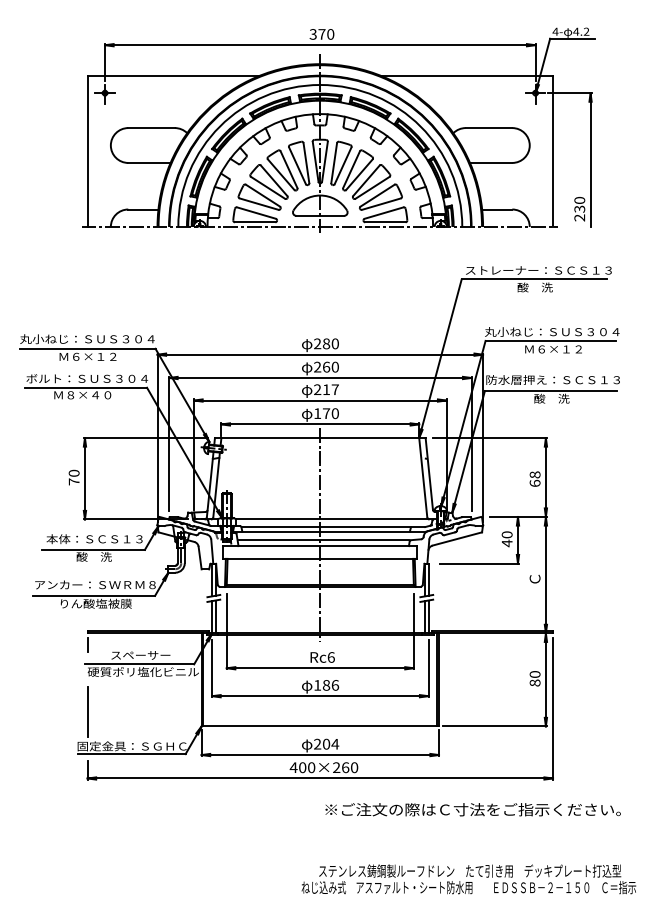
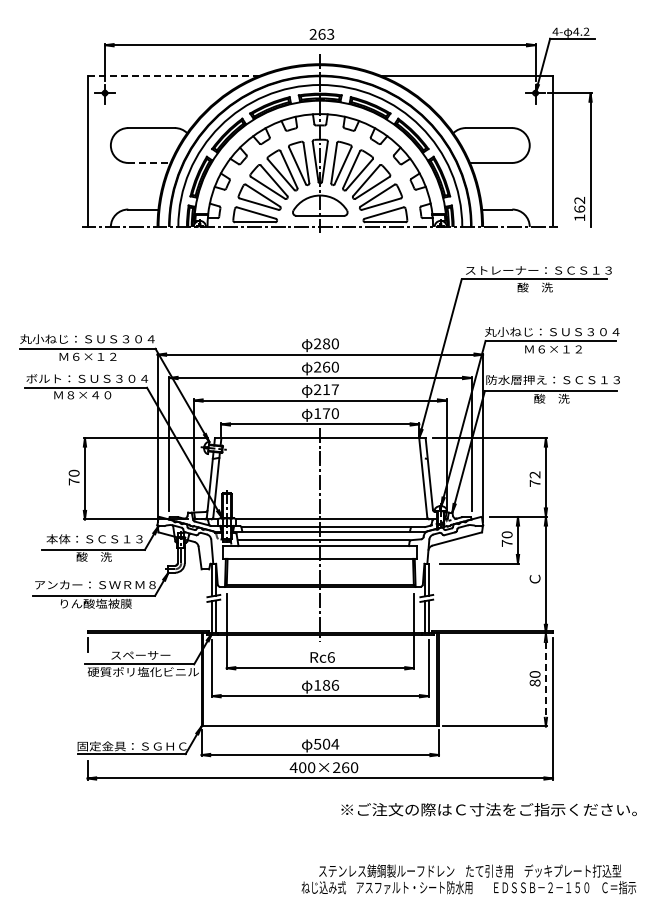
text: 370 -> 263 (321, 34)
line: solid -> dashed (174, 75)
line: solid -> dashed (149, 162)
text: 230 -> 162 (579, 208)
text: 68 -> 72 (534, 478)
text: 40 -> 70 (506, 543)
line: solid -> dashed (545, 679)
line: present -> none (87, 711)
text: 204 -> 504 (317, 743)
text position: (472, 809) -> (488, 809) (488, 809)
